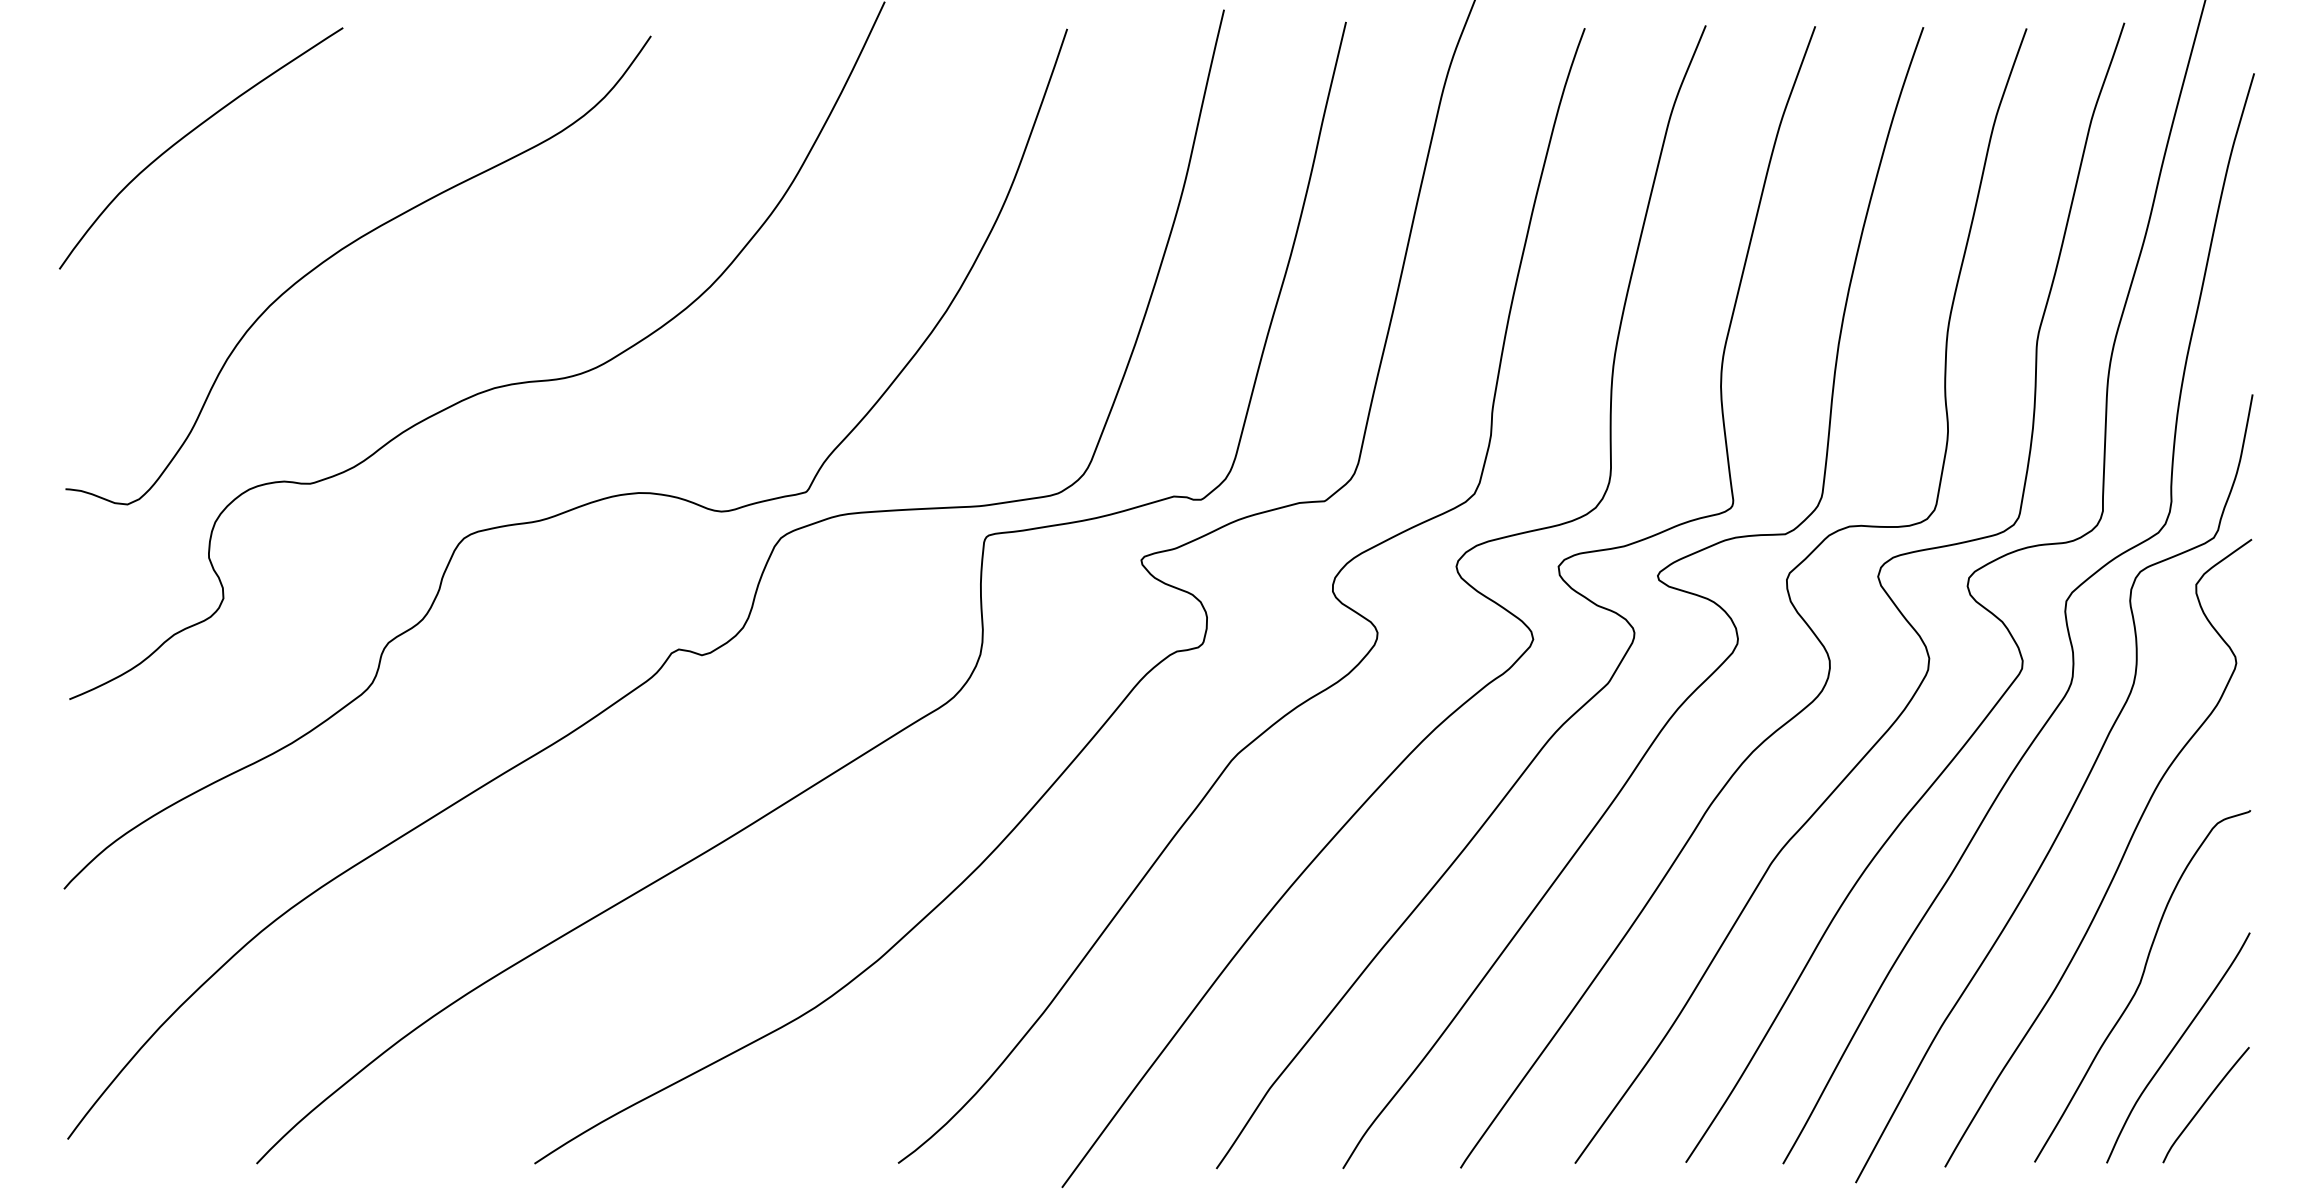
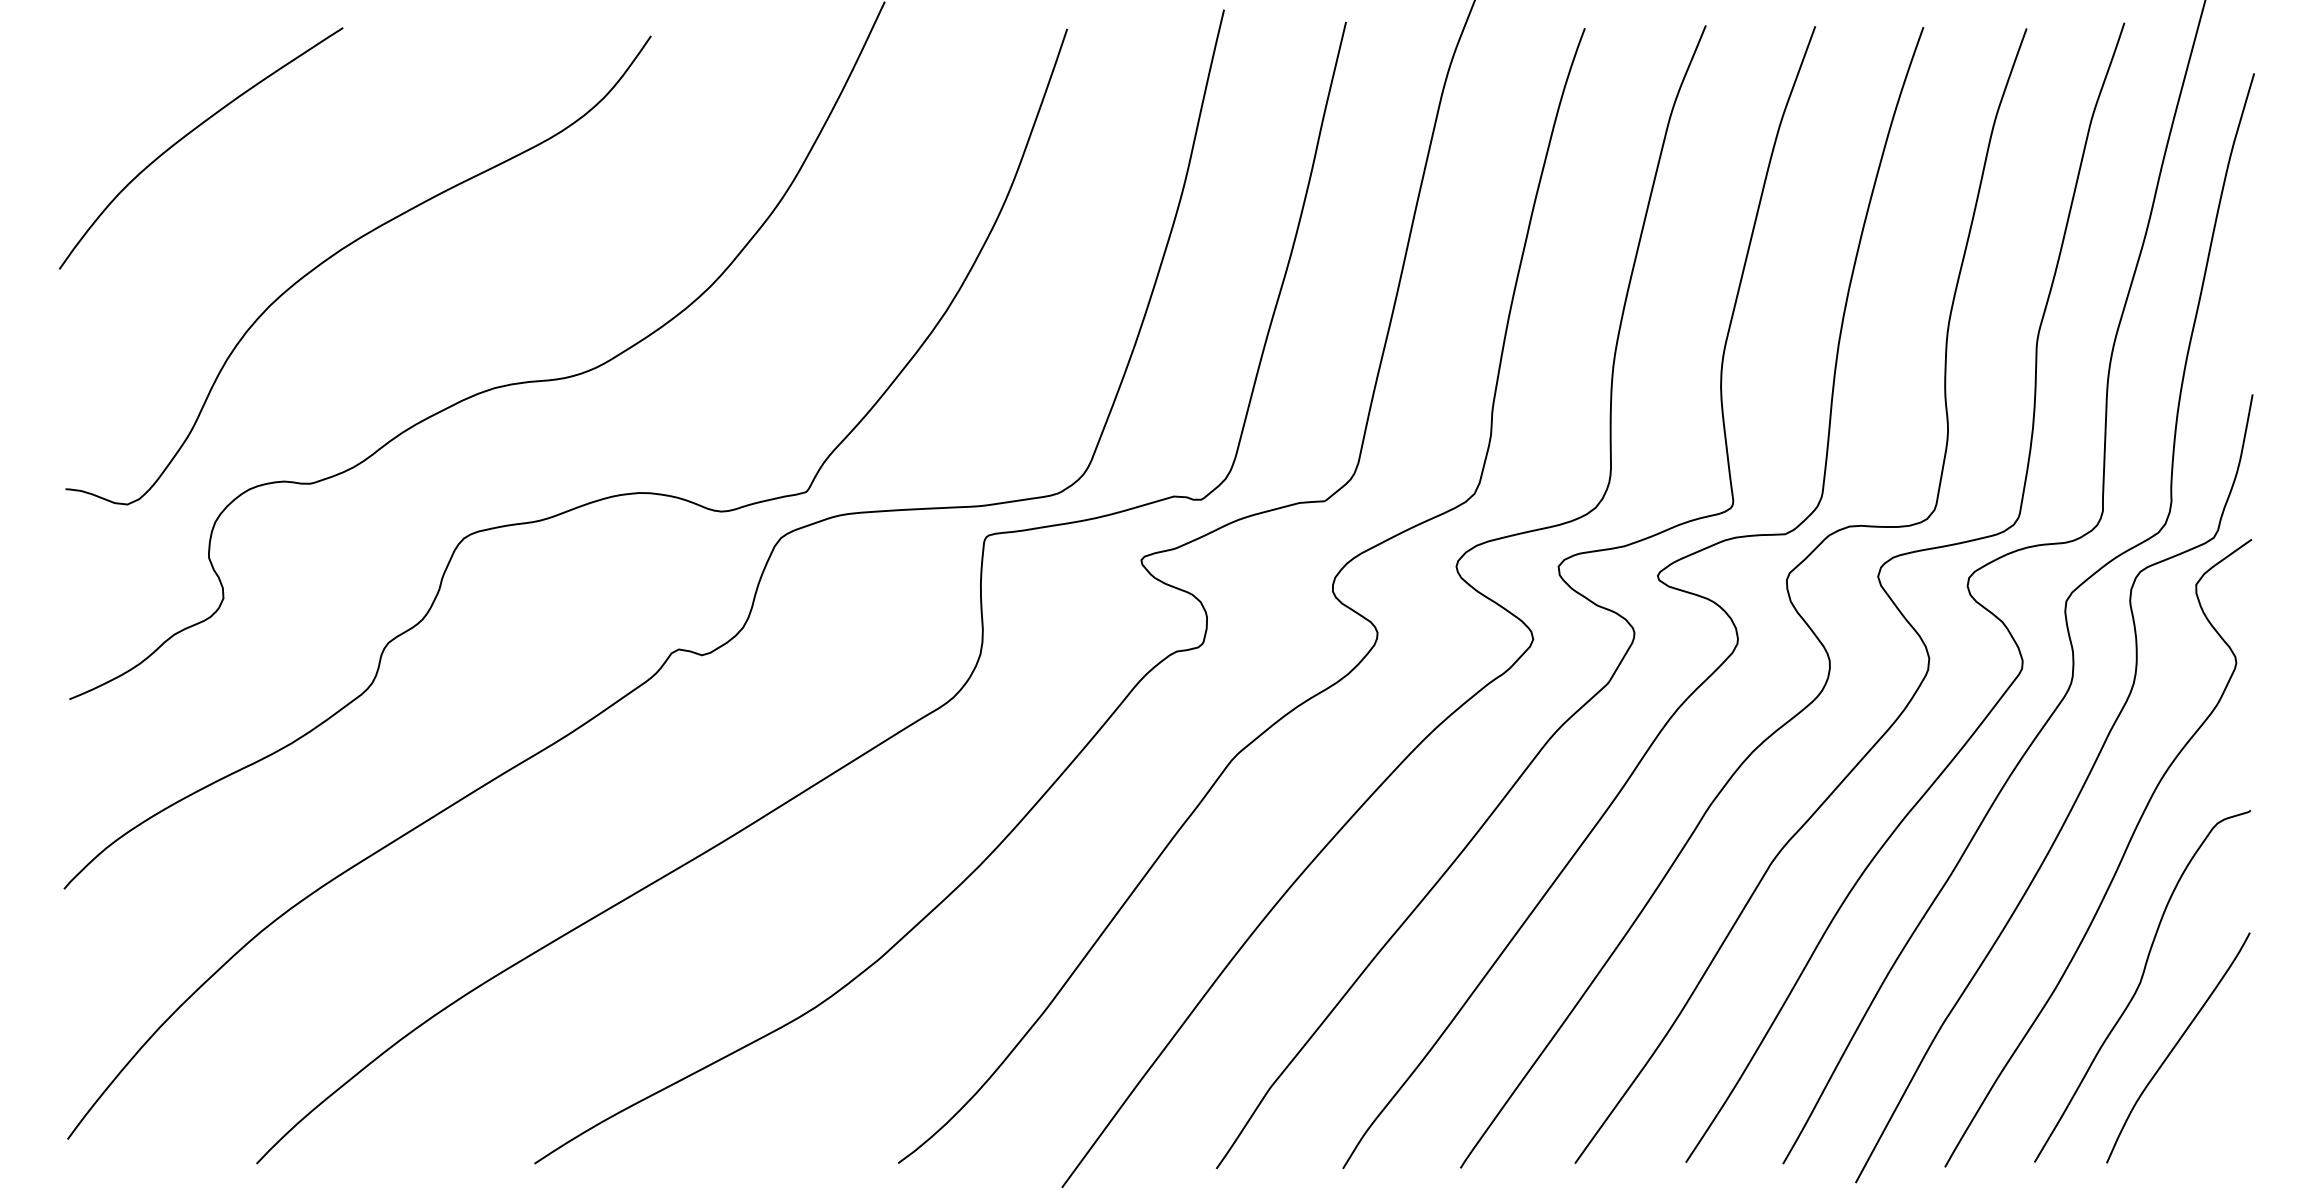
curve: present -> none (2205, 1103)
